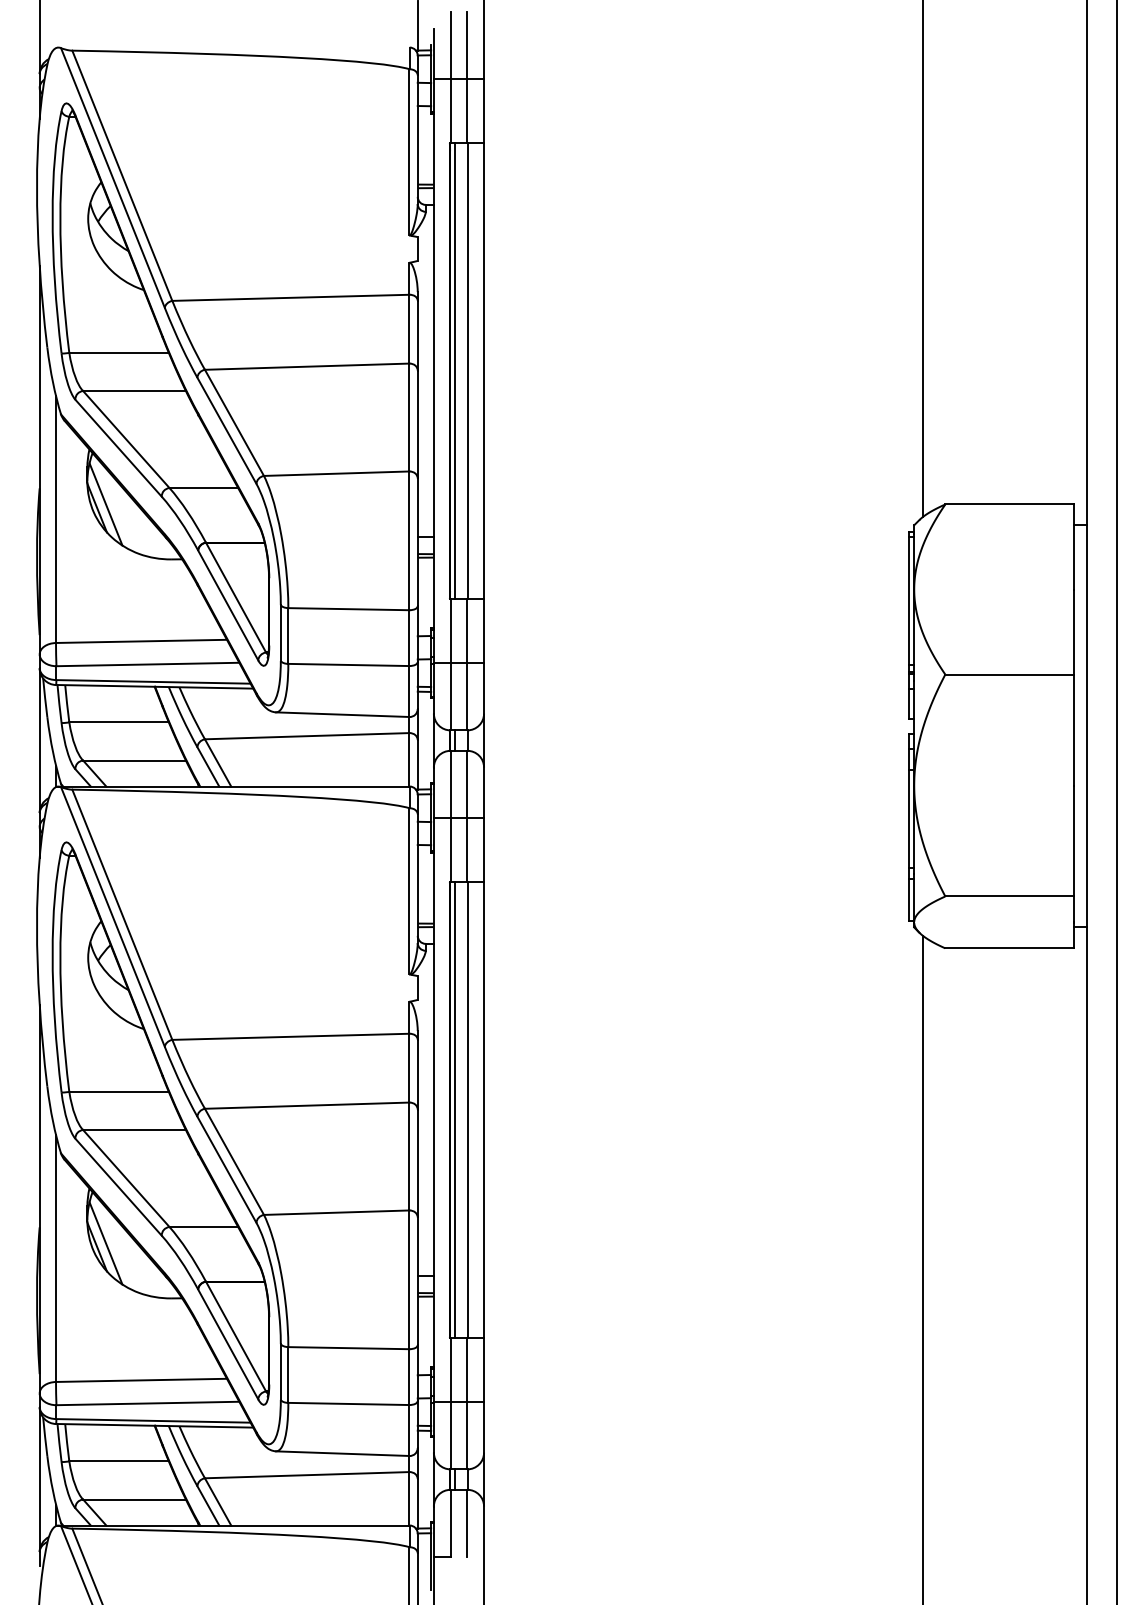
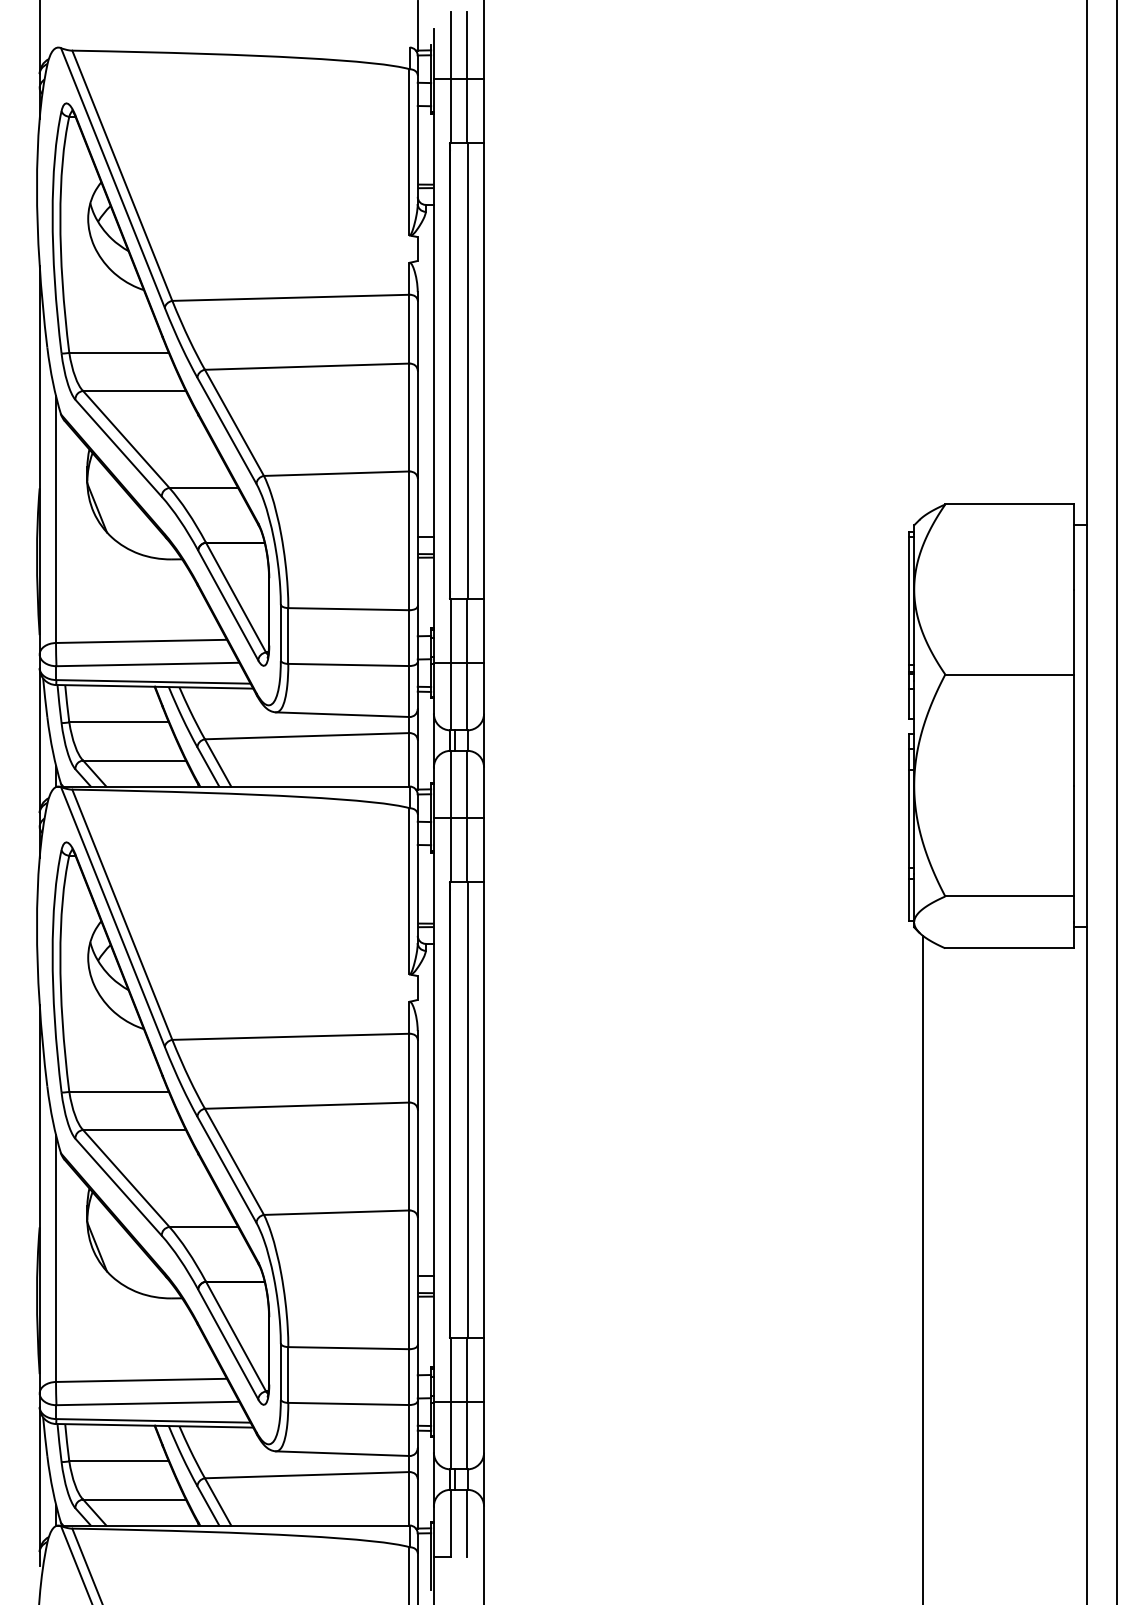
line: present -> none (922, 259)
line: present -> none (455, 371)
line: present -> none (105, 504)
line: present -> none (455, 1110)
line: present -> none (105, 1243)
